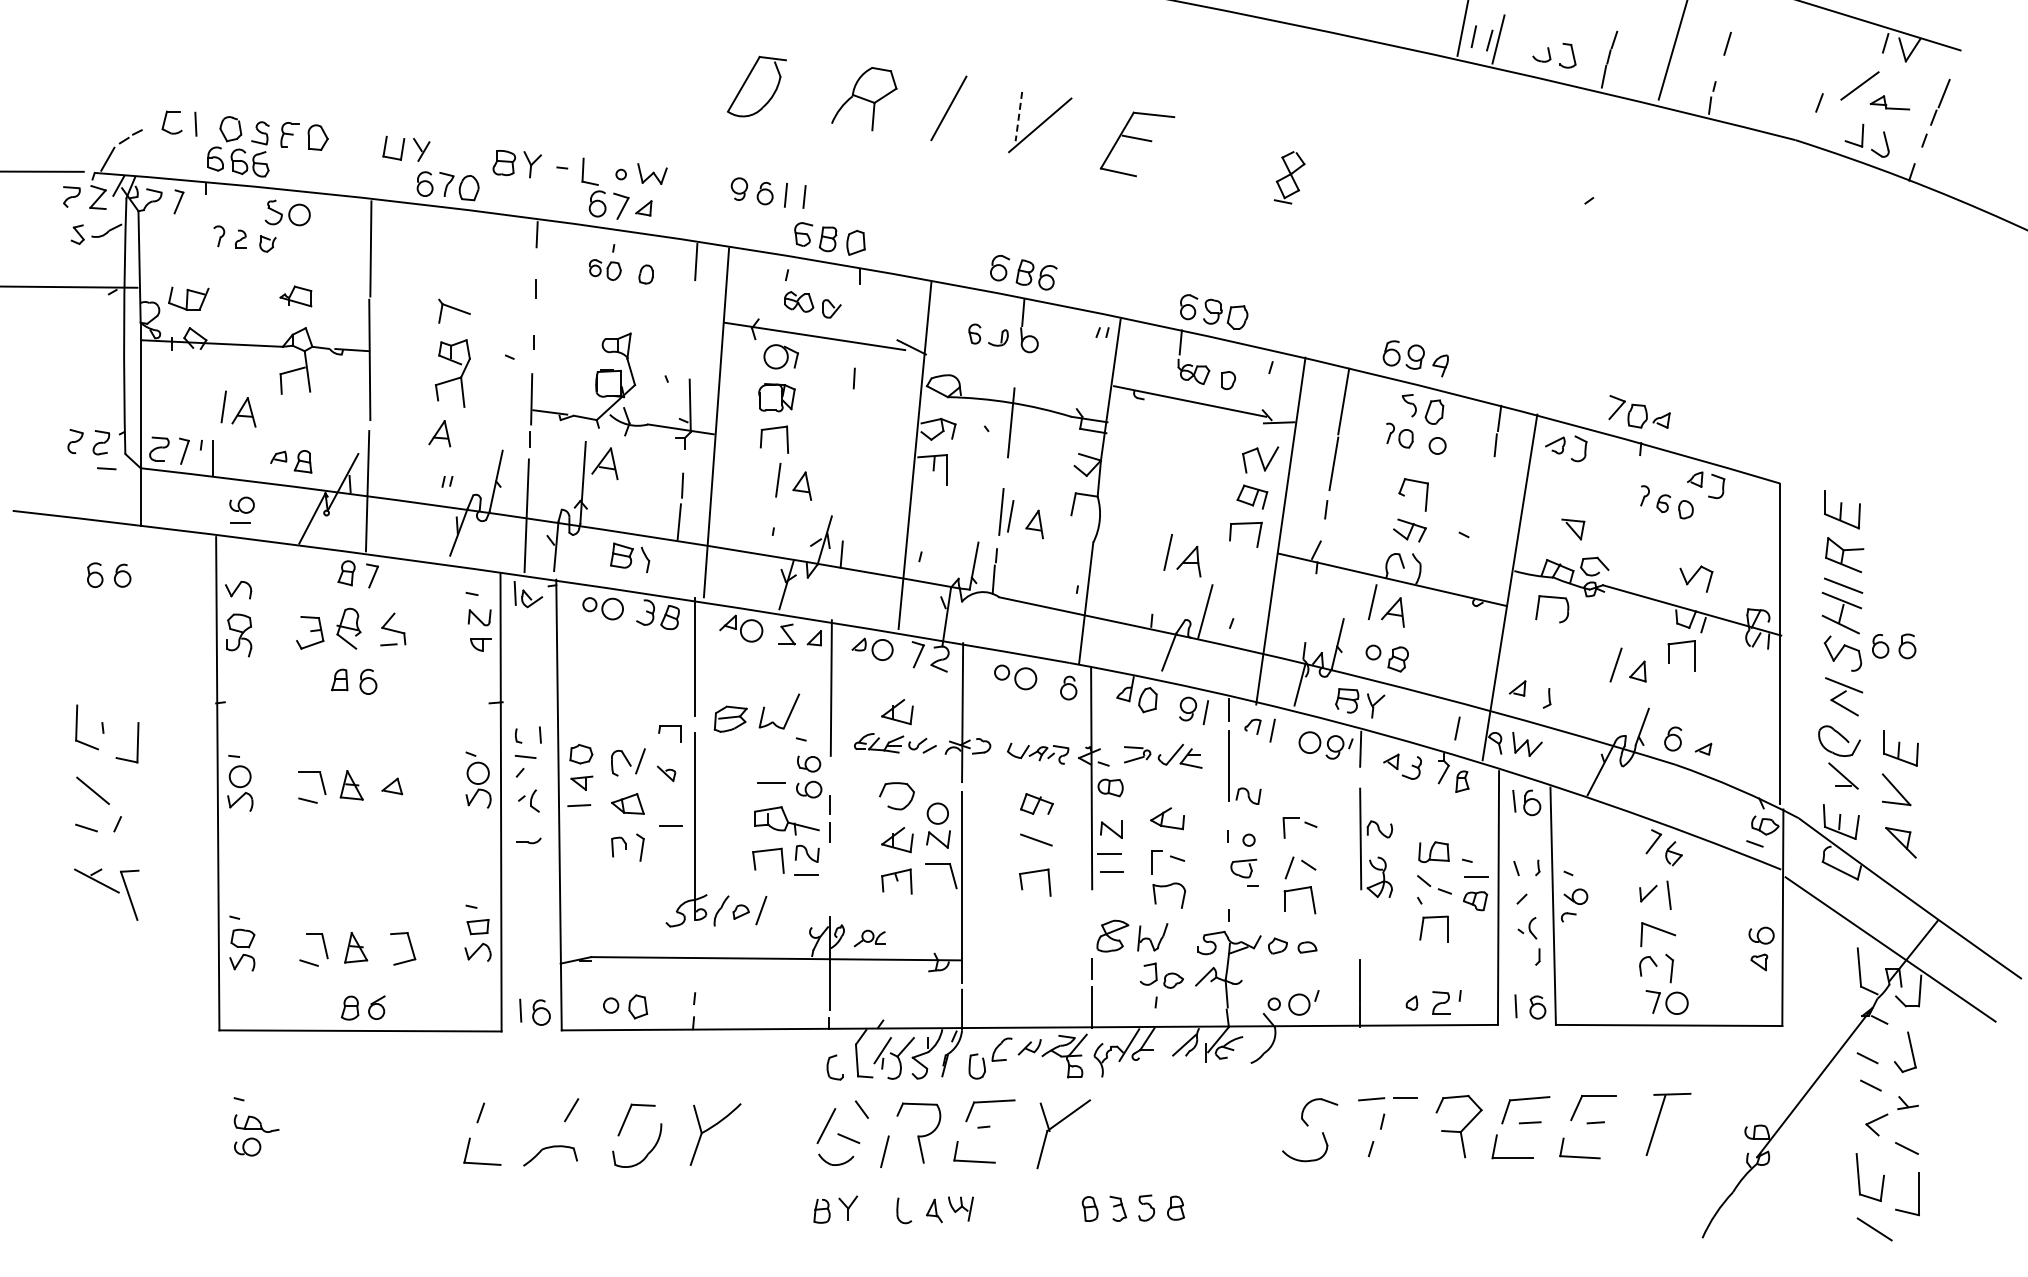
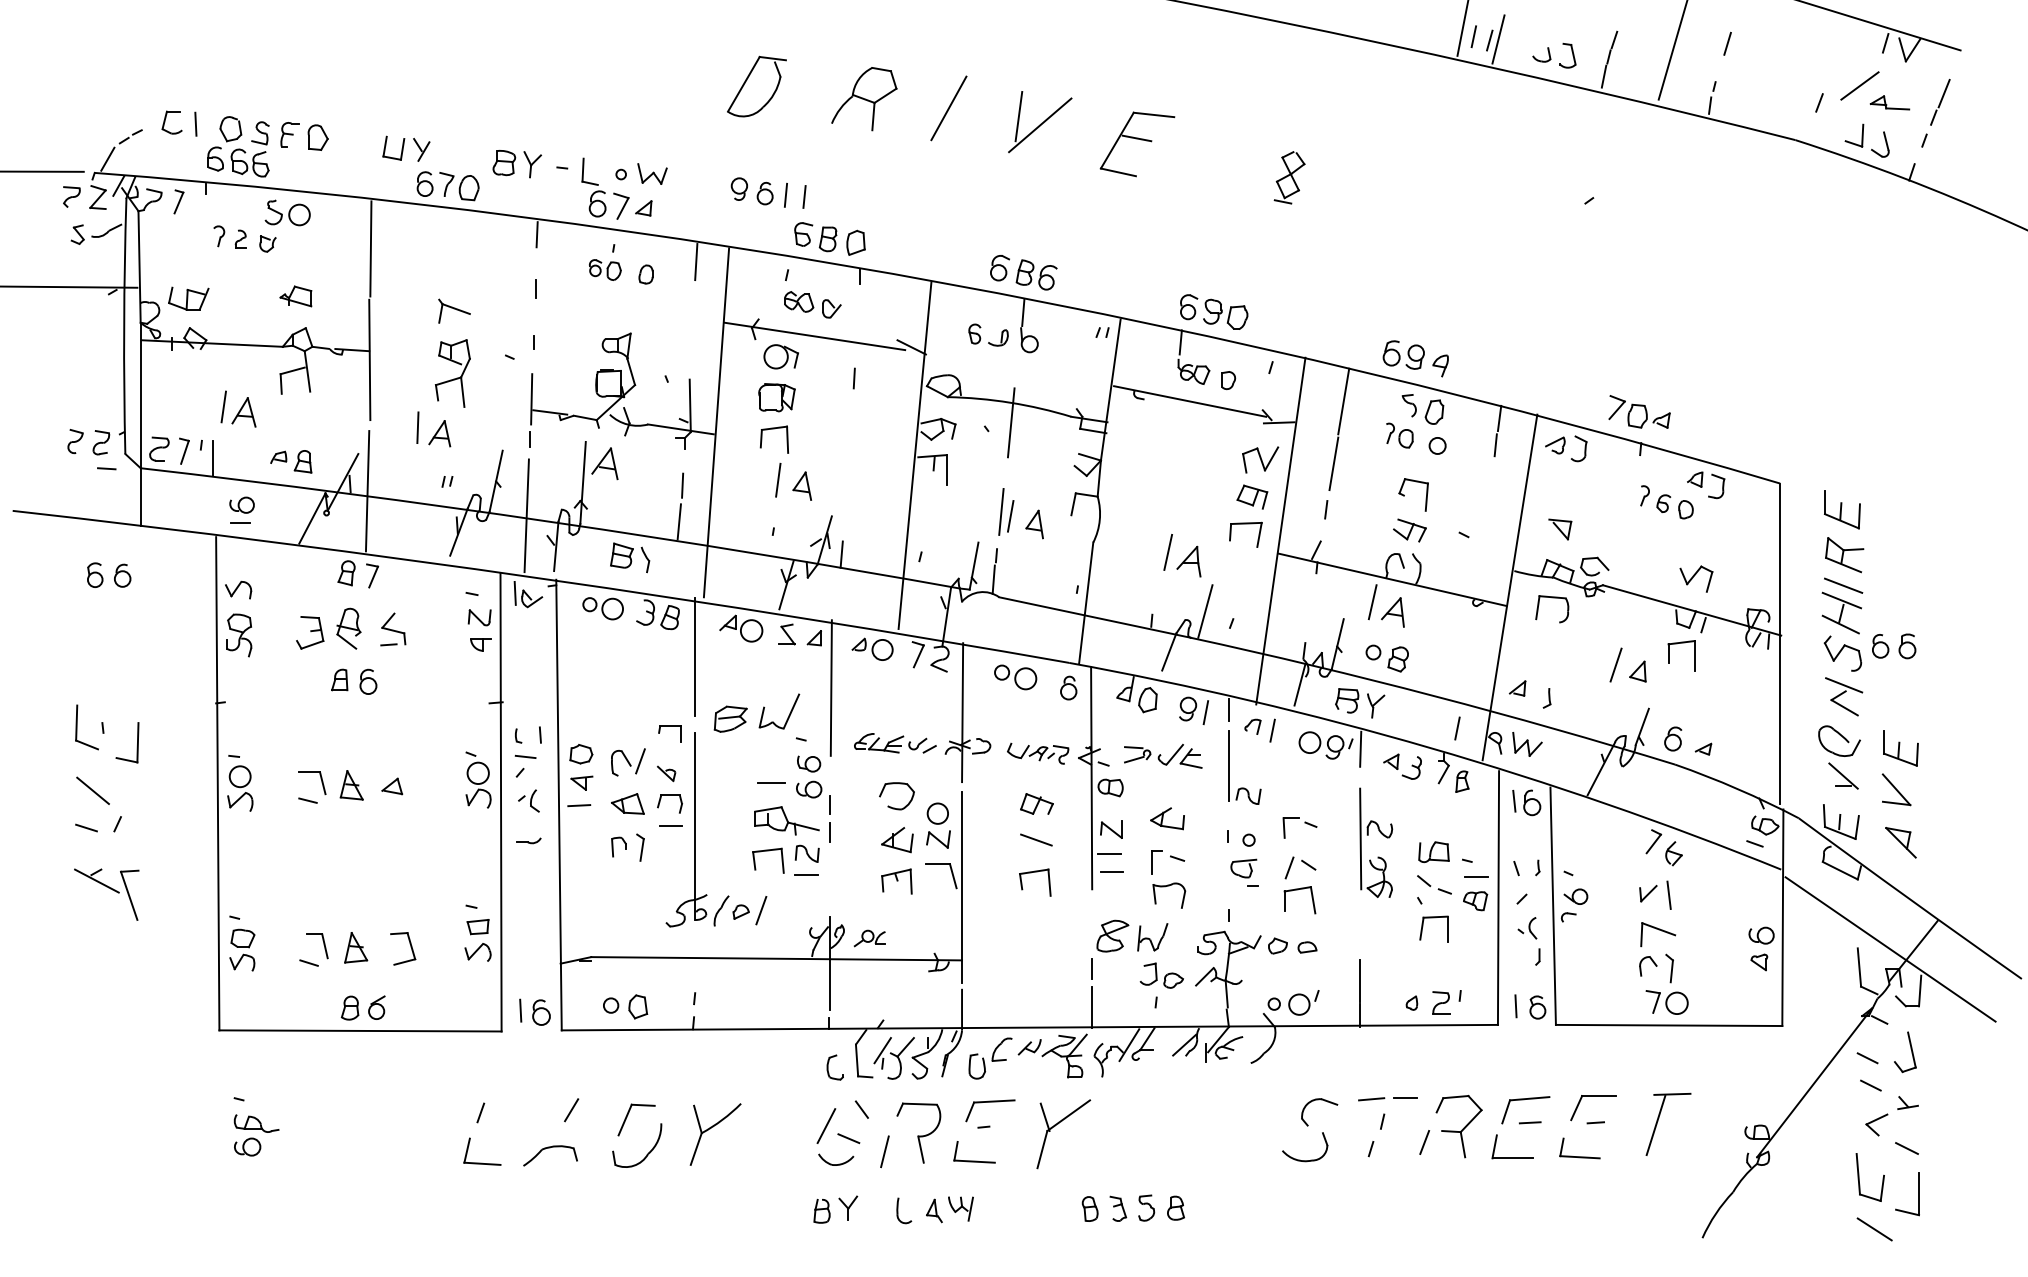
line: dashed -> solid (1018, 116)
line: none -> present (417, 427)
part position: (1573, 529) -> (1560, 529) (1560, 529)
part: present -> none (897, 712)
part: none -> present (669, 795)
line: none -> present (1424, 1142)
